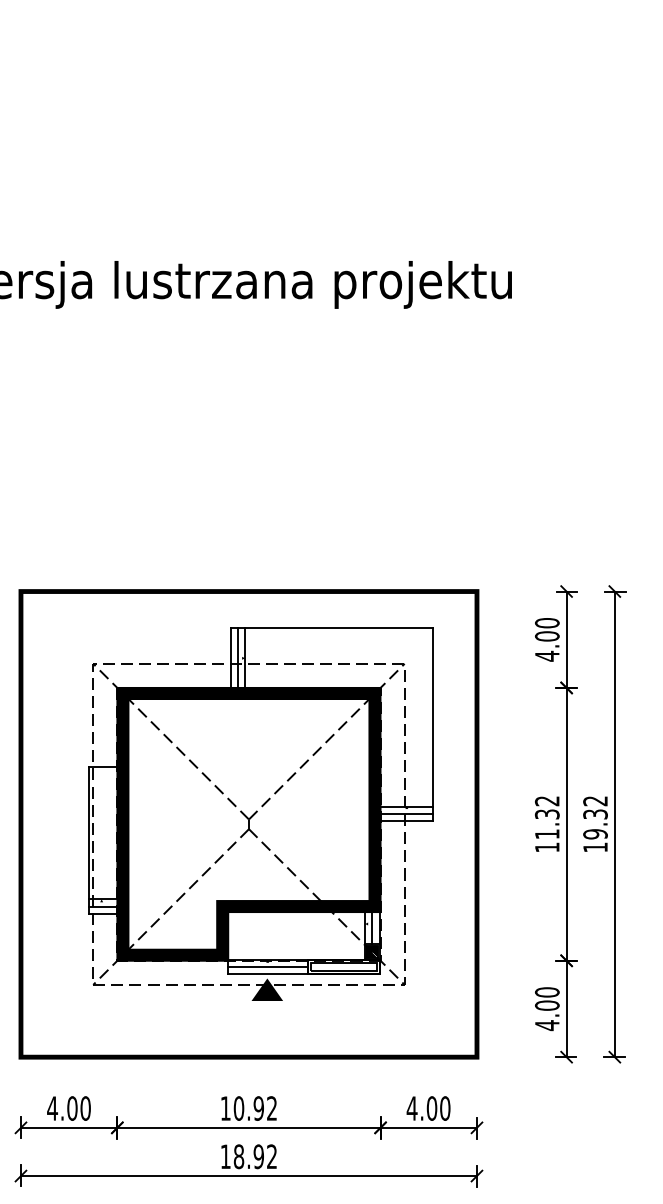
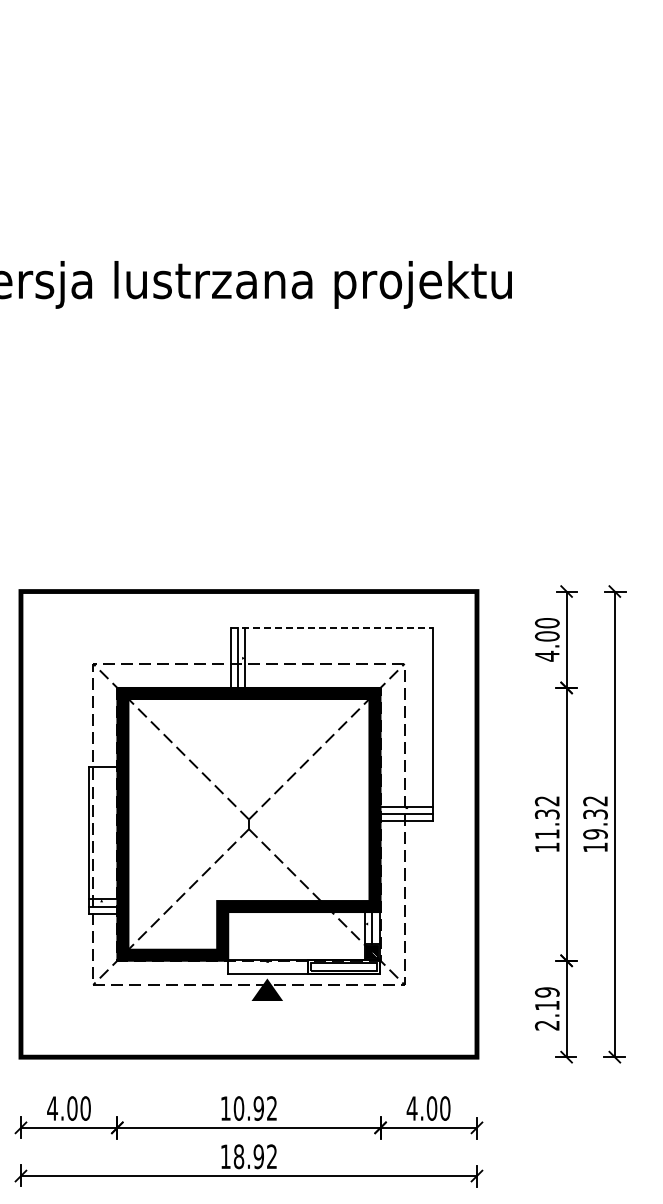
line: solid -> dashed (332, 628)
line: present -> none (267, 967)
text: 4.00 -> 2.19 (546, 1009)
